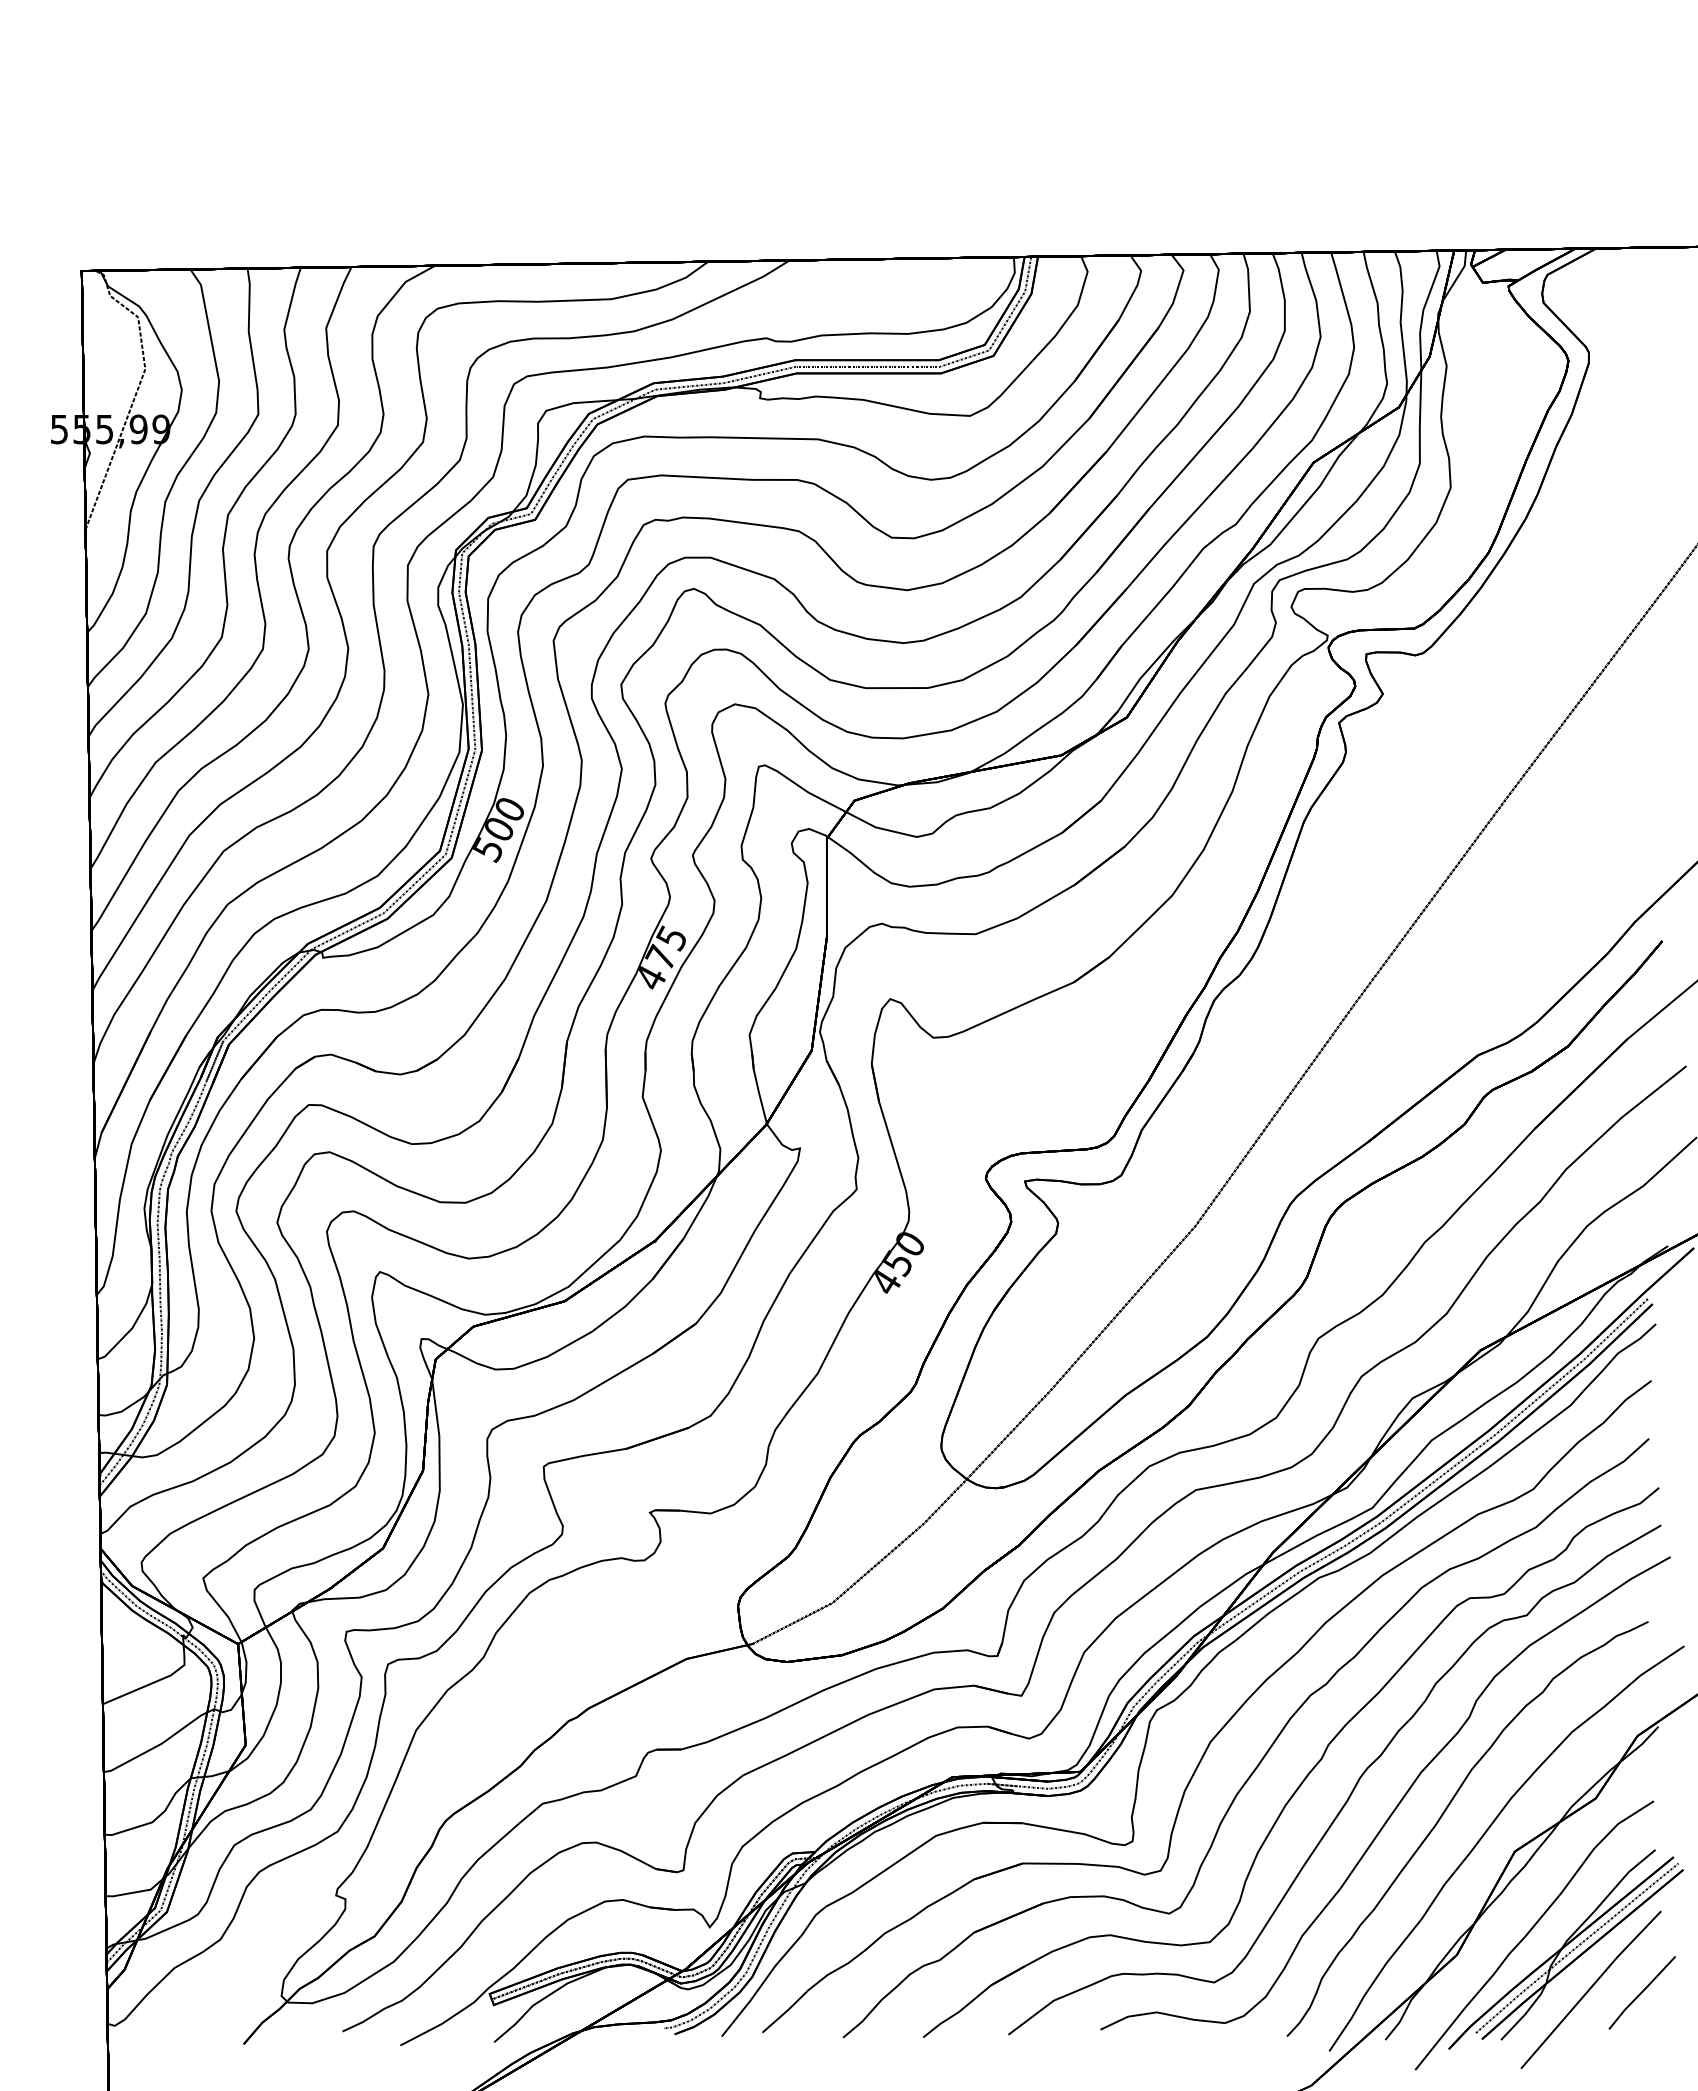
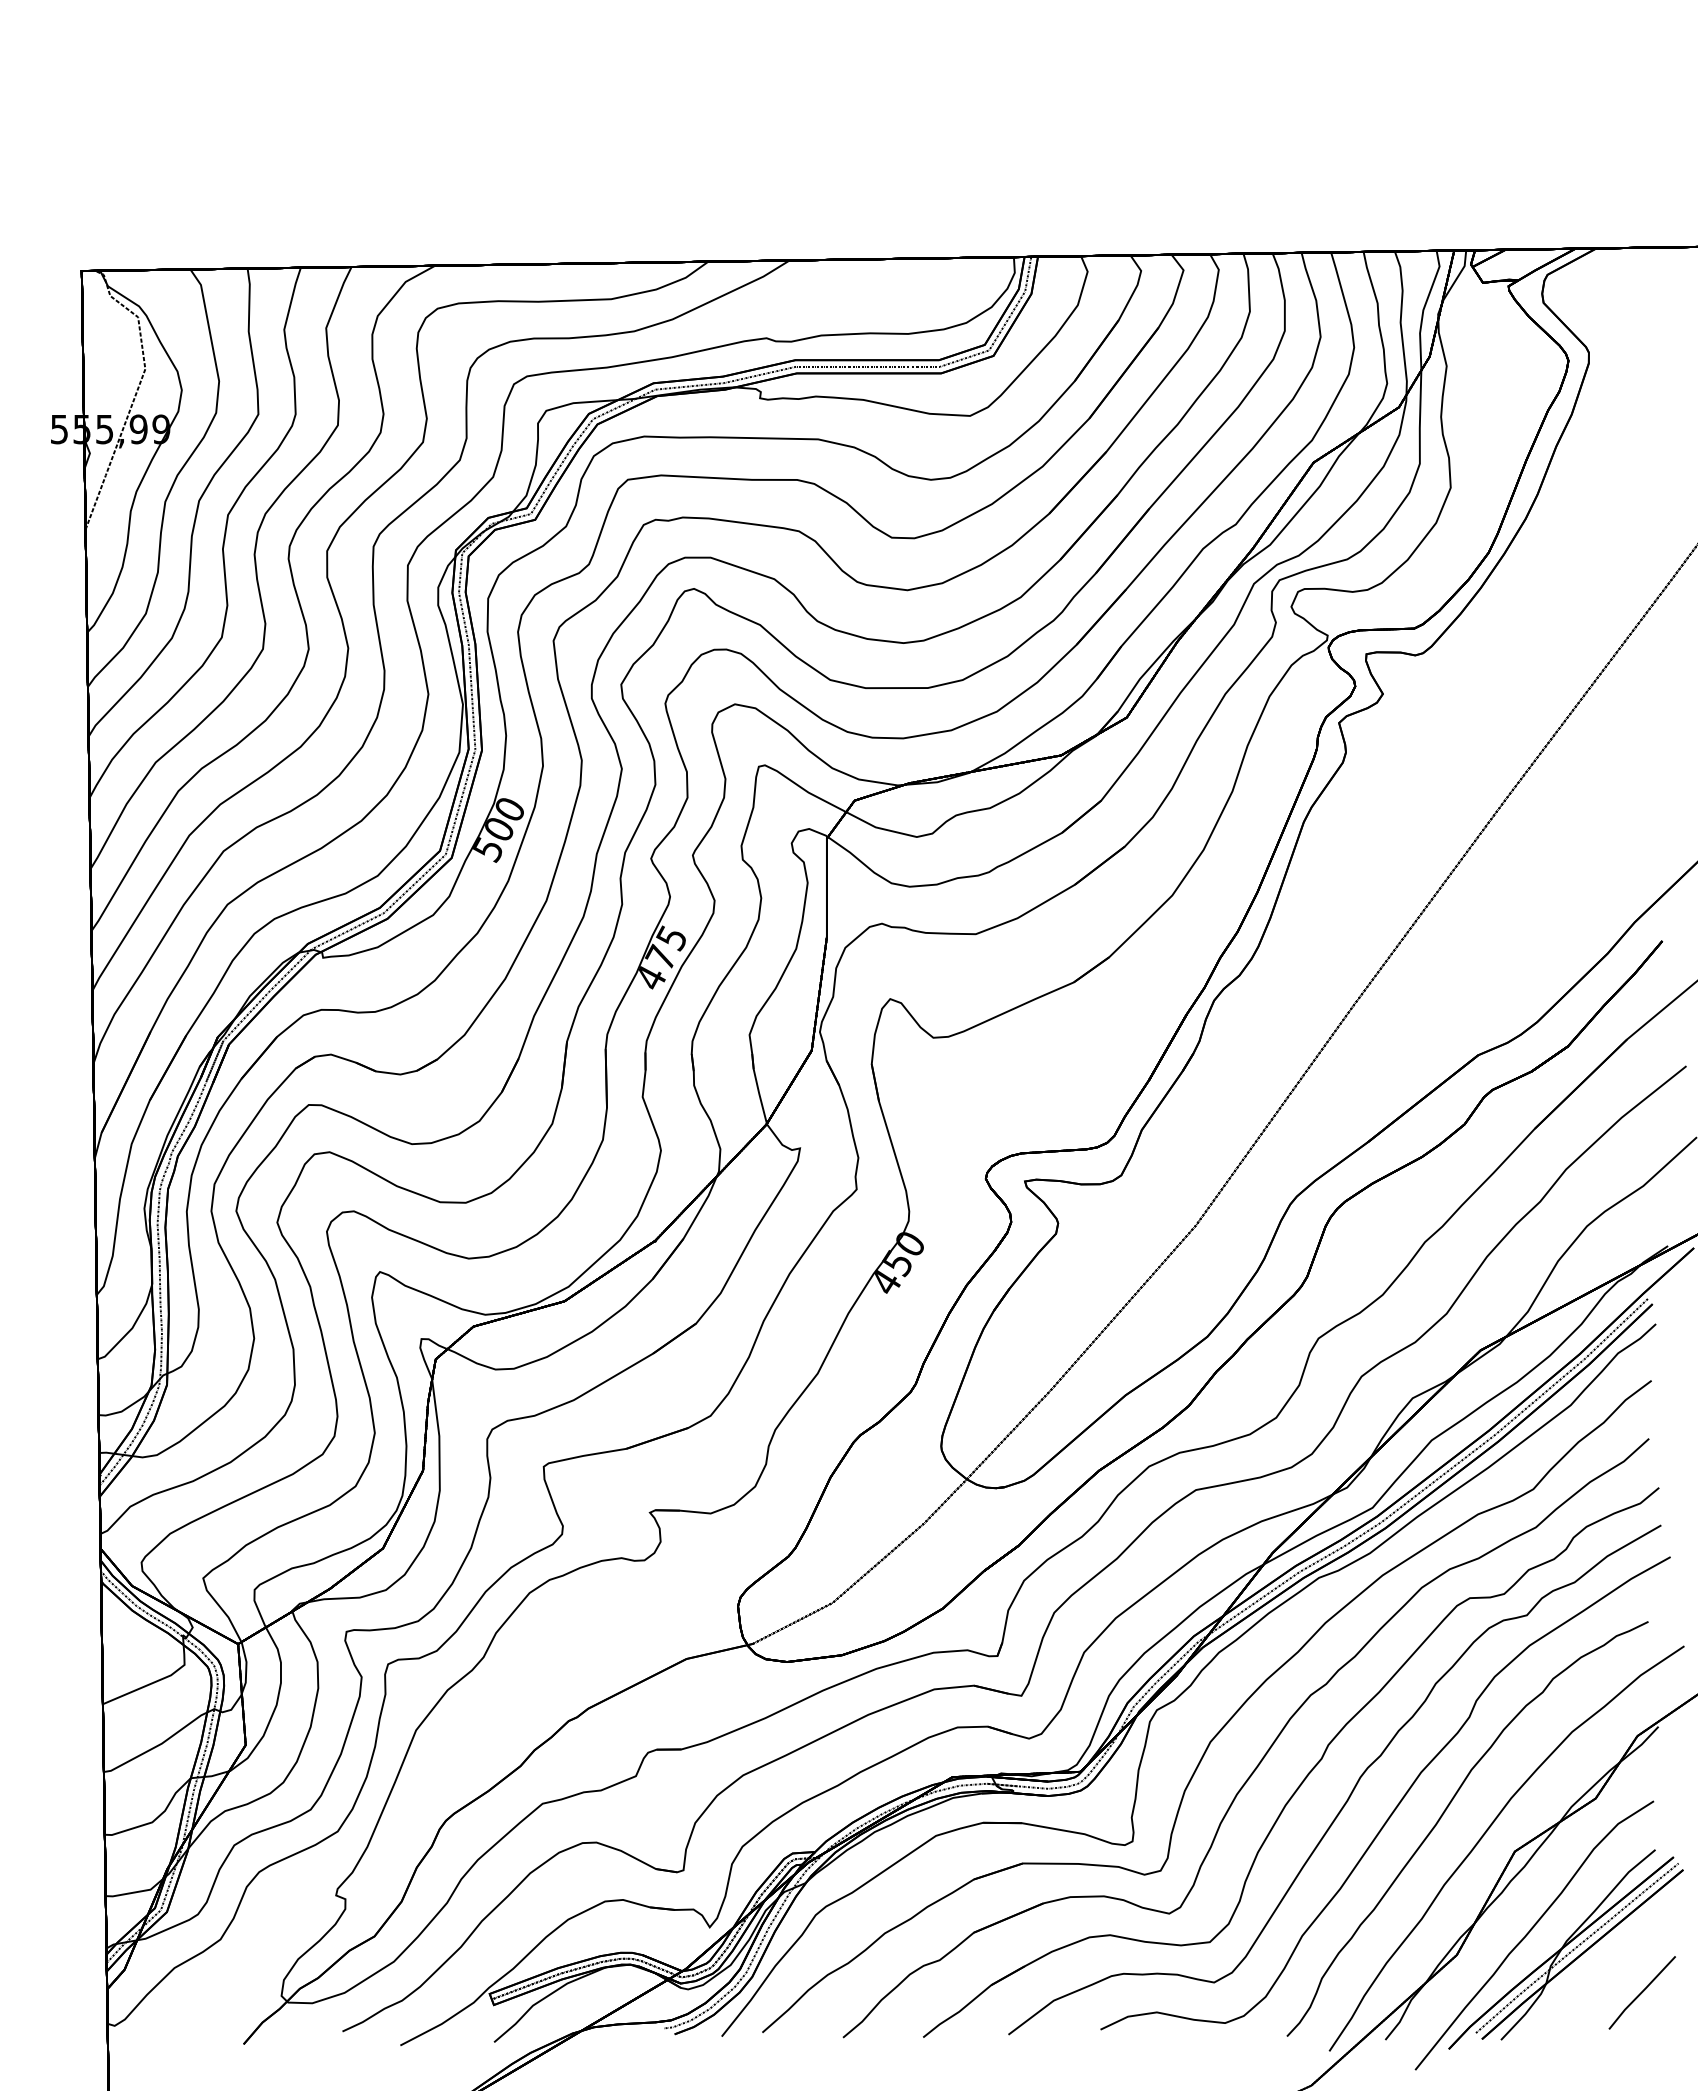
line: present -> none (1590, 1989)
